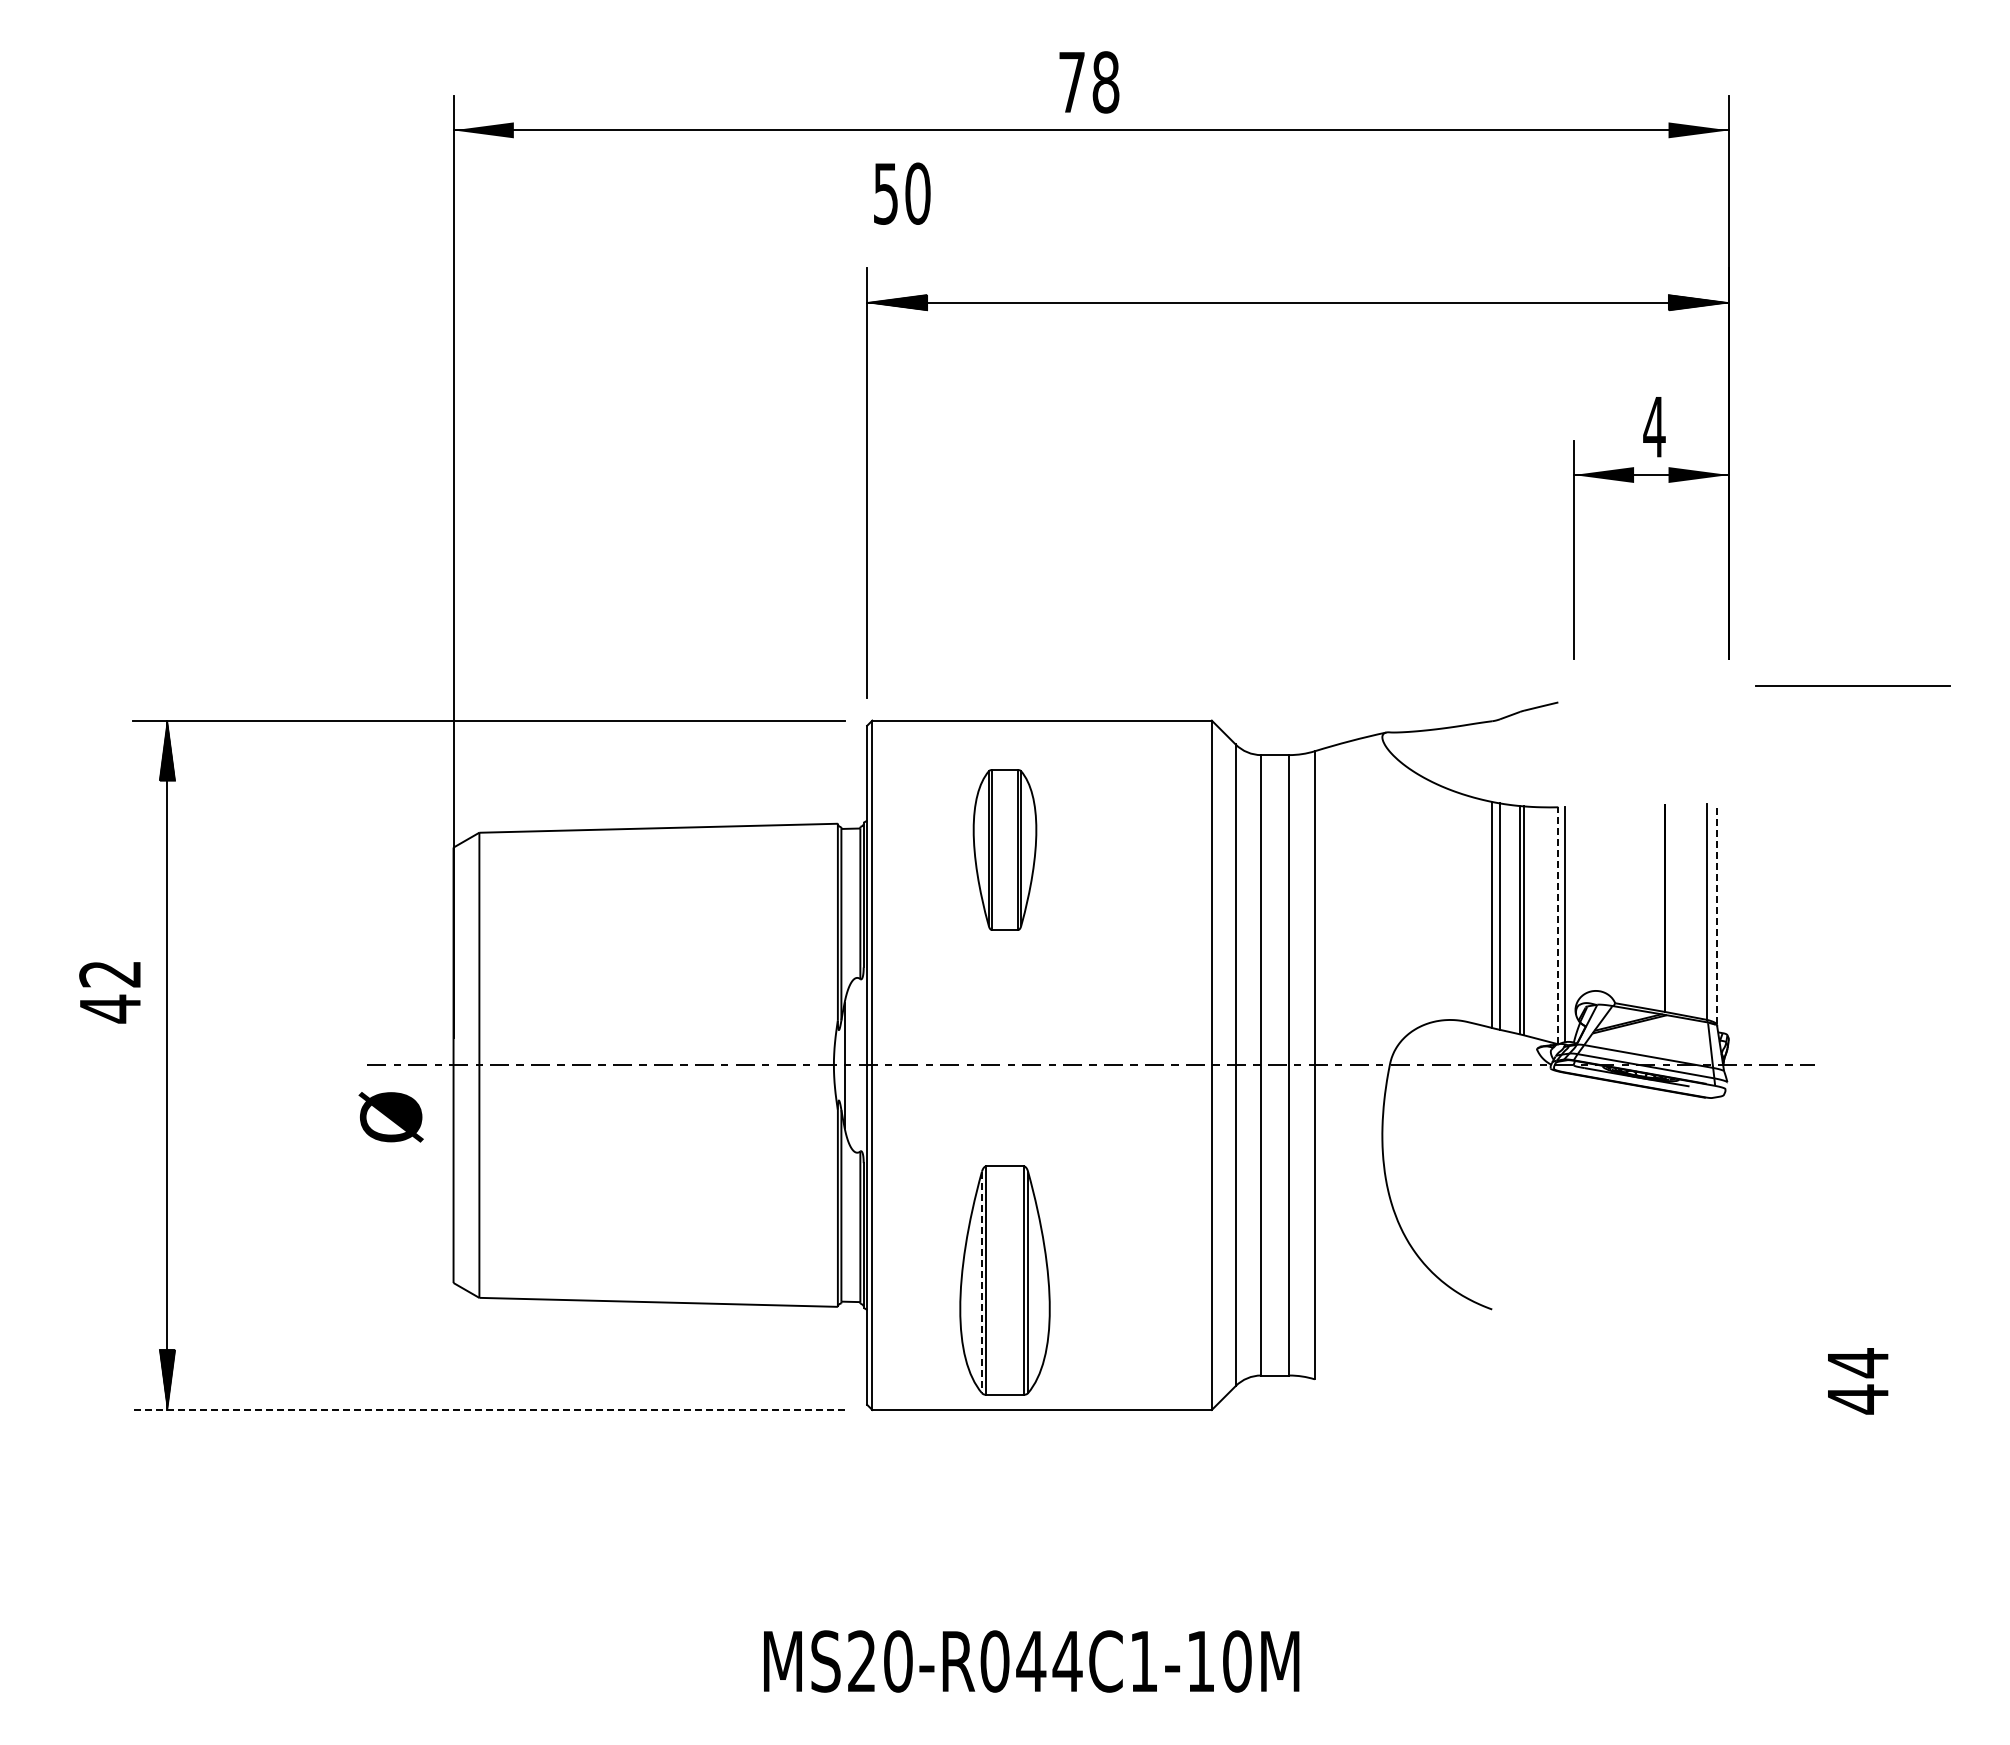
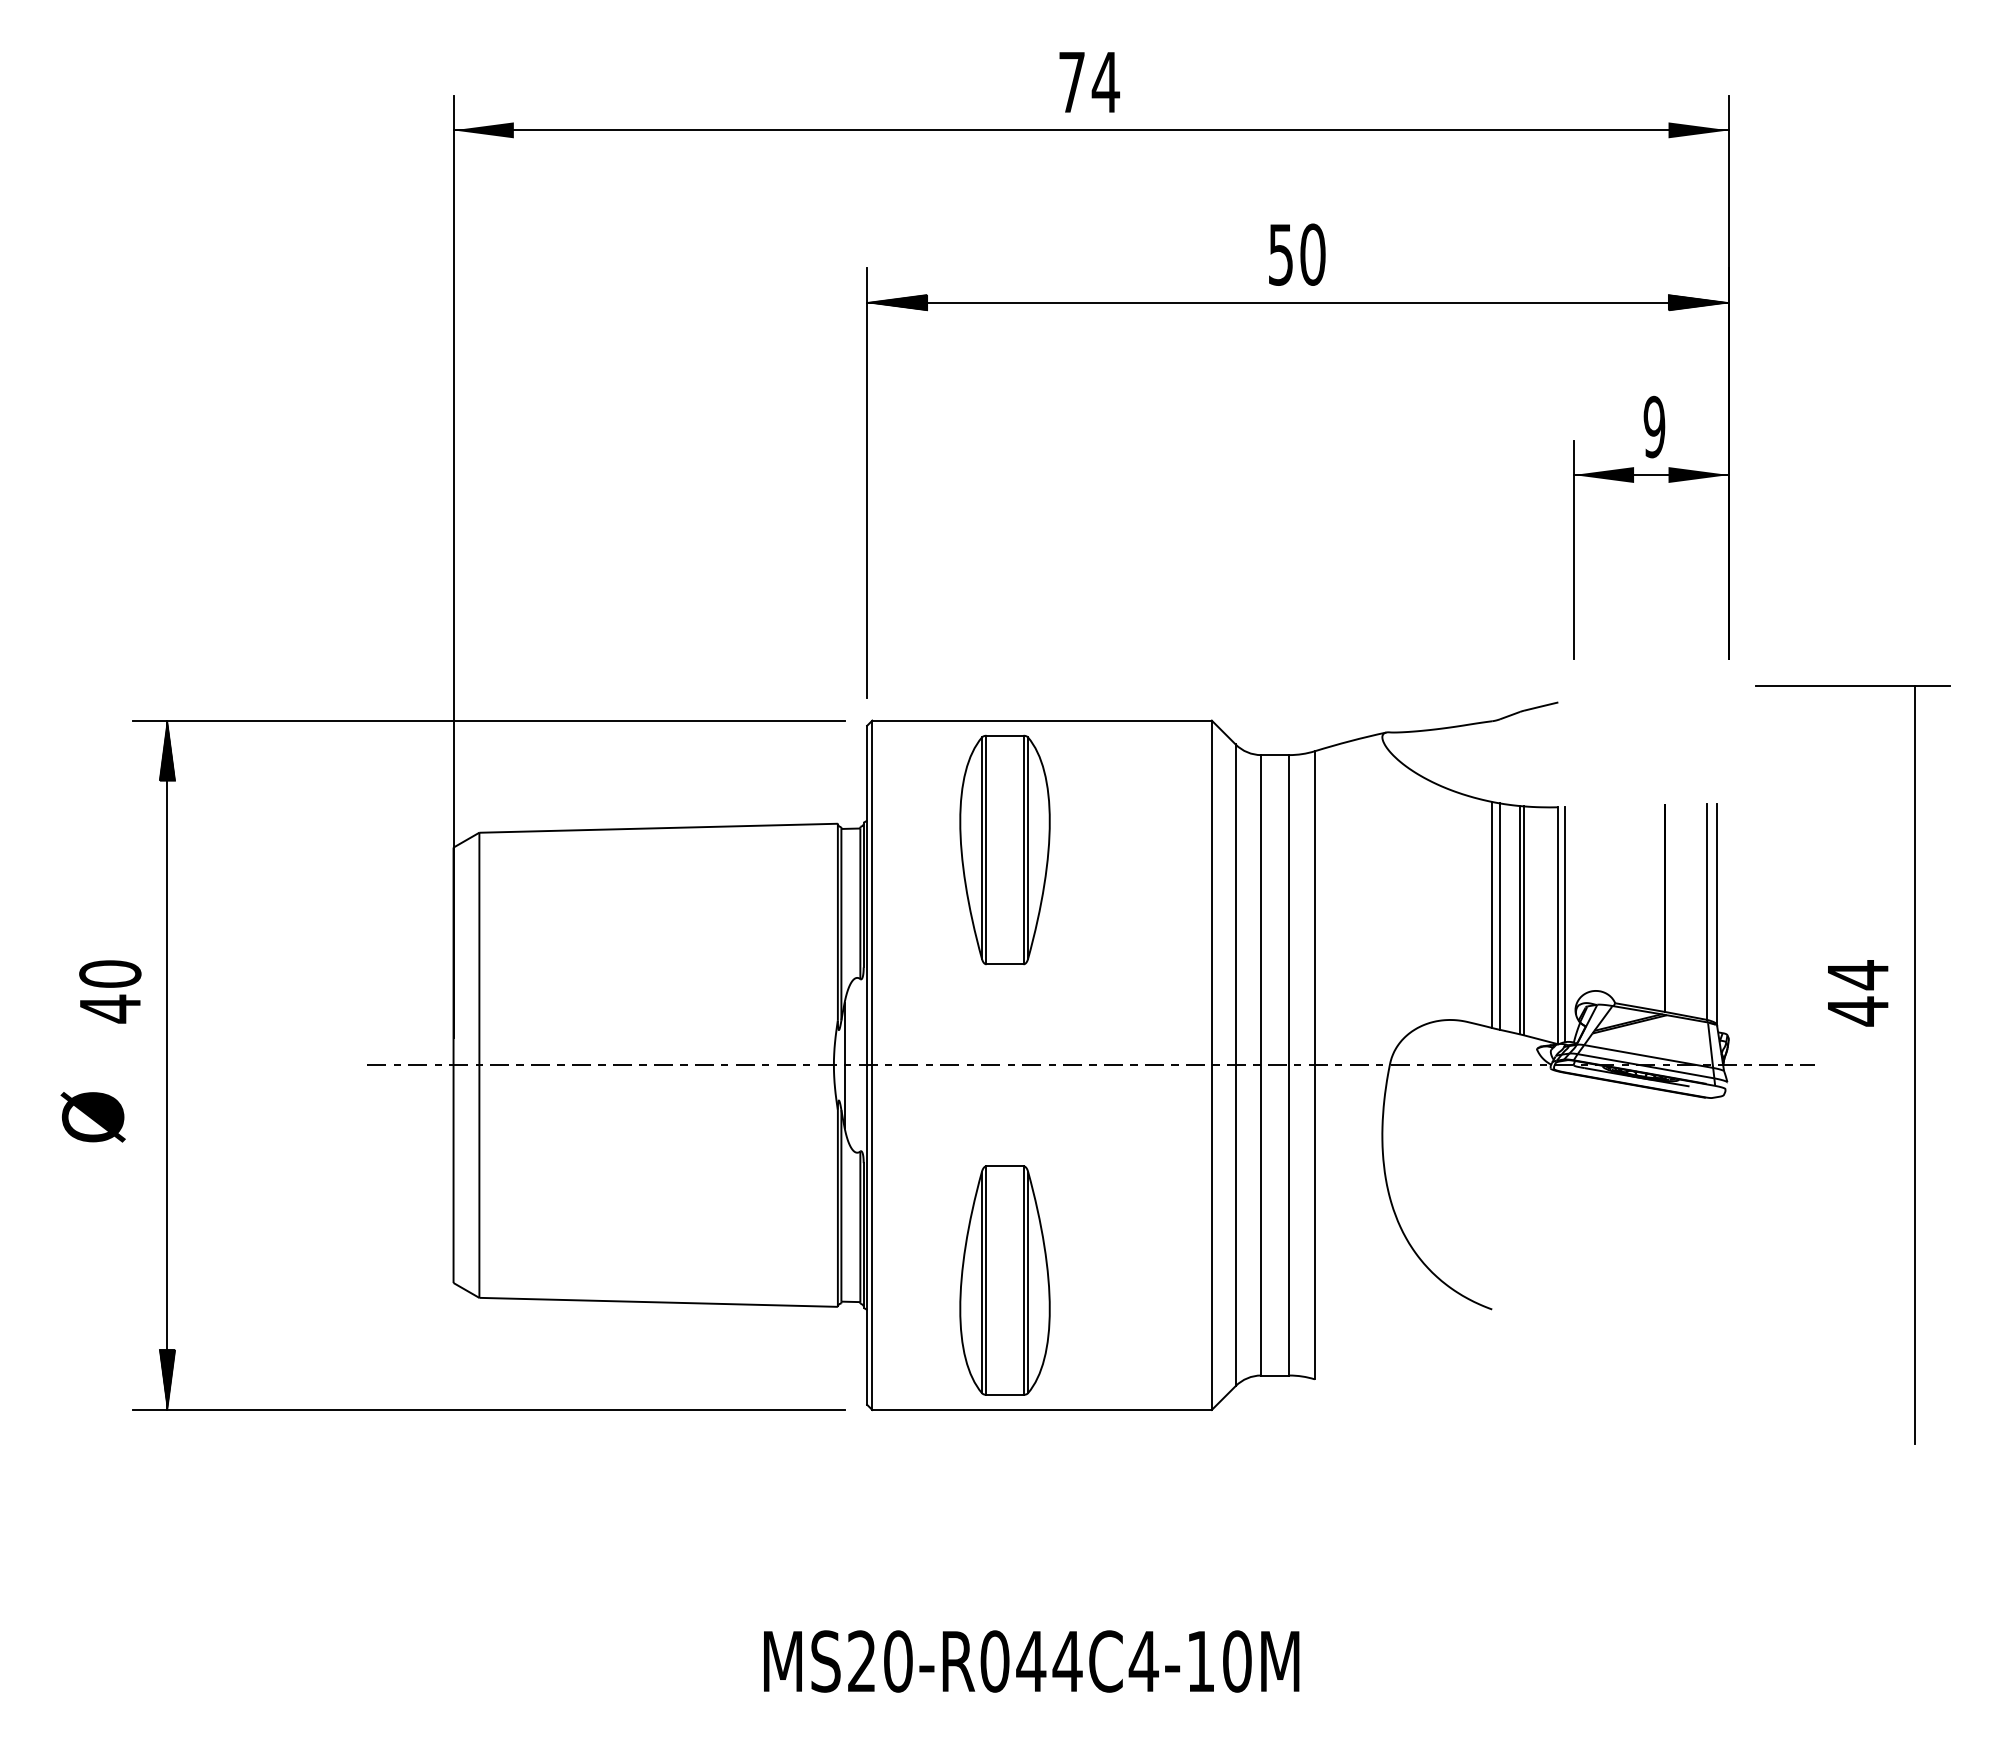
text: 78 -> 74 (1105, 82)
text position: (902, 193) -> (1297, 254) (1297, 254)
text: 4 -> 9 (1654, 426)
part size: 66x162 px -> 92x232 px (1004, 849)
line: dashed -> solid (1716, 913)
line: dashed -> solid (1558, 925)
text: 42 -> 40 (110, 973)
line: none -> present (1915, 1065)
text position: (390, 1117) -> (92, 1117) (92, 1117)
line: dashed -> solid (981, 1282)
text position: (1858, 1381) -> (1858, 993) (1858, 993)
line: dashed -> solid (488, 1409)
text: MS20-R044C1-10M -> MS20-R044C4-10M (1143, 1661)
